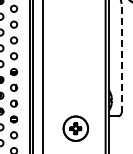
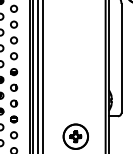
line: dashed -> solid (121, 57)
line: none -> present (37, 76)
part position: (75, 128) -> (75, 136) (75, 136)
